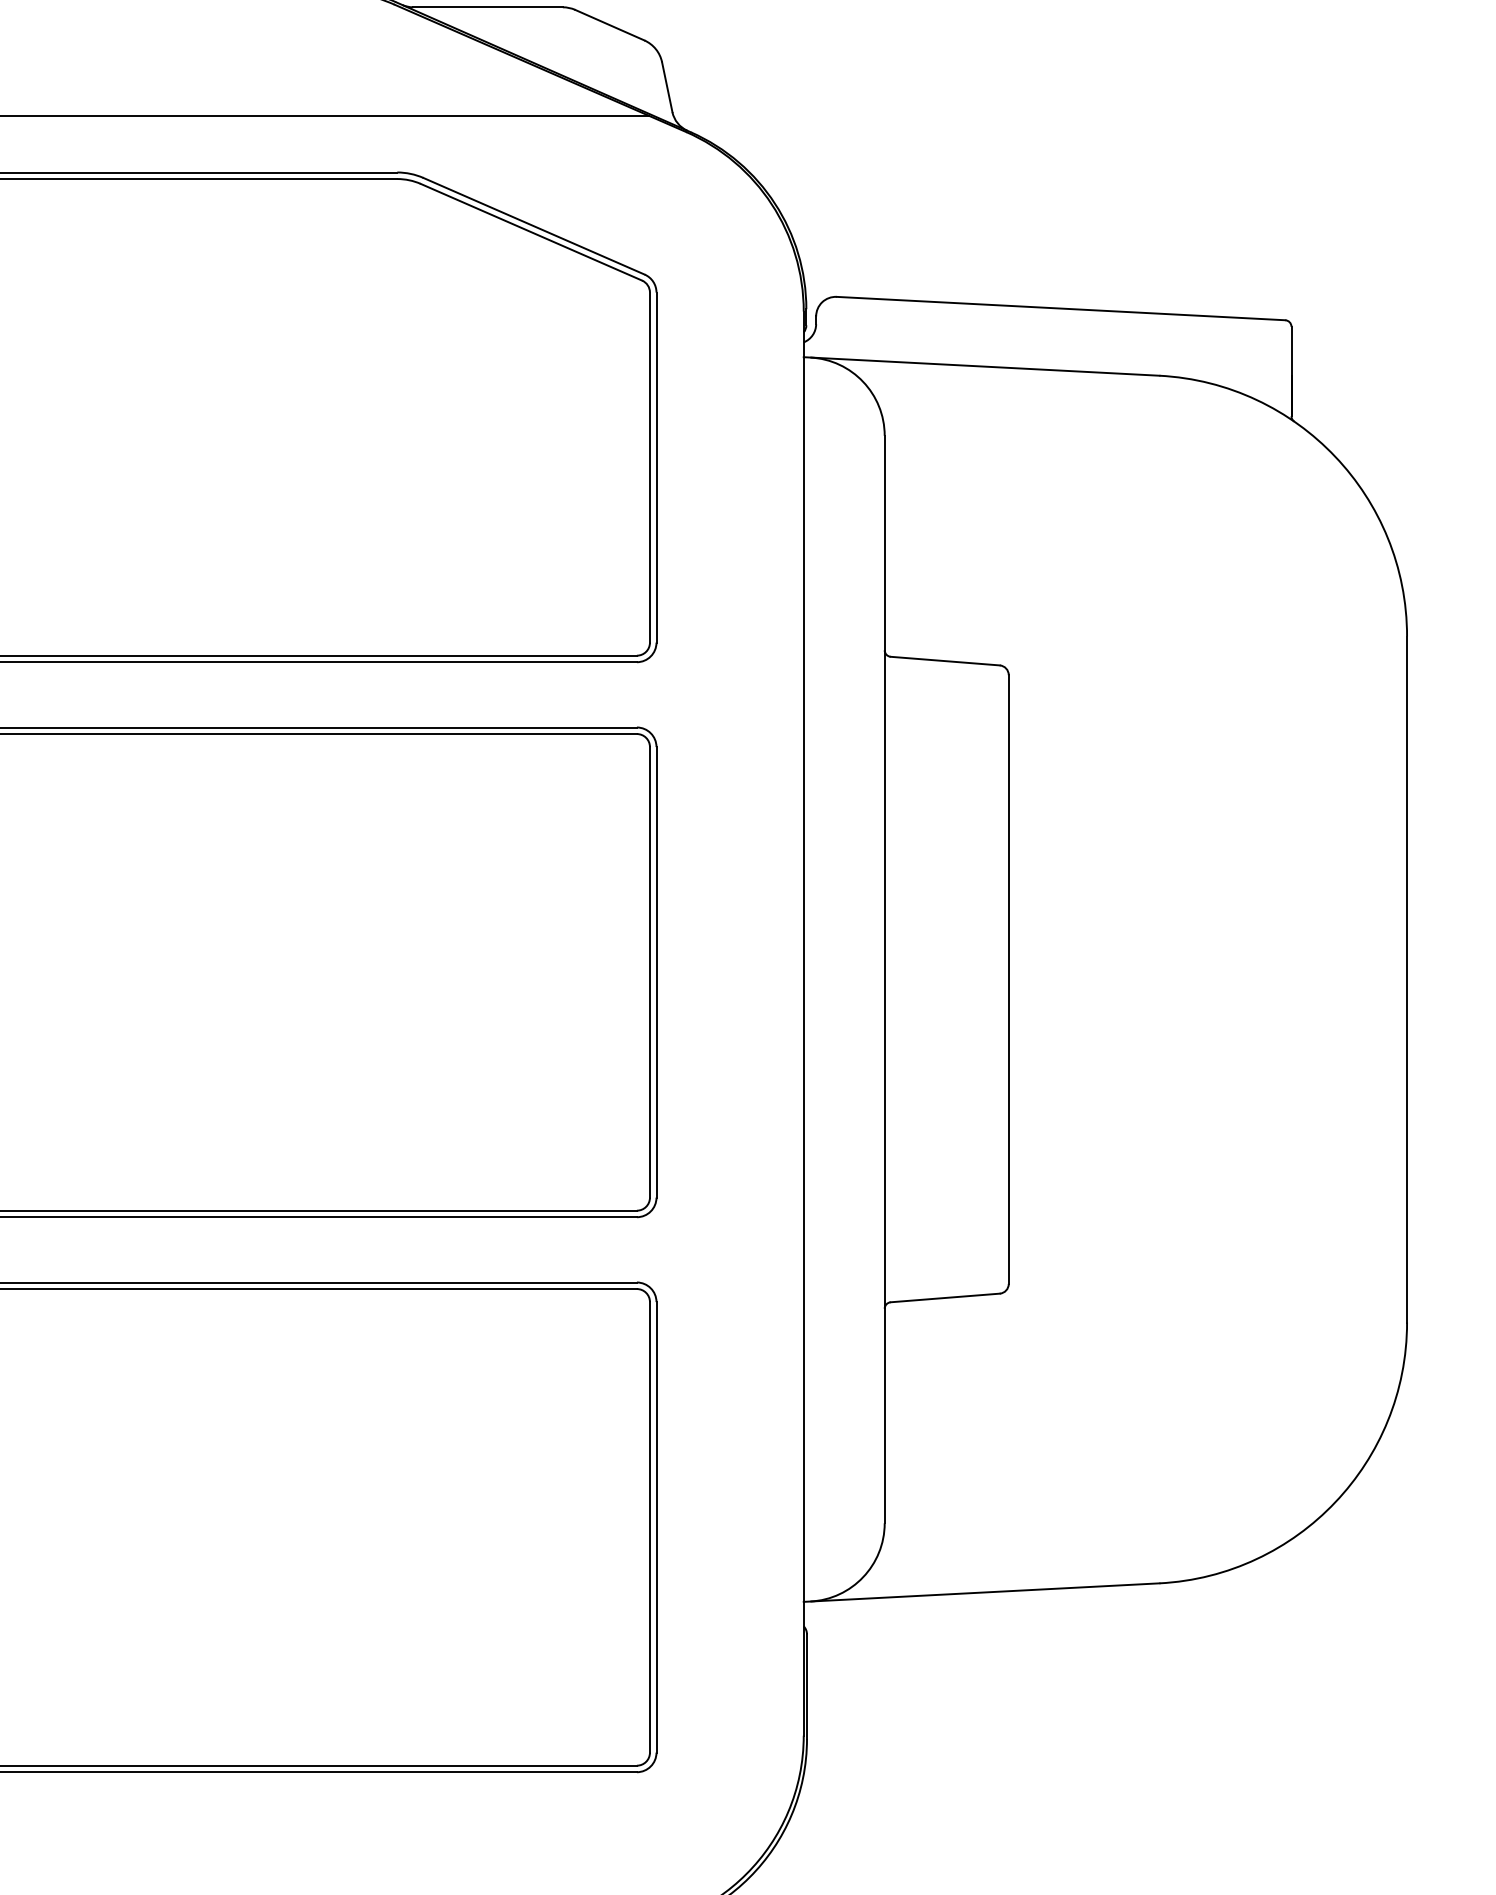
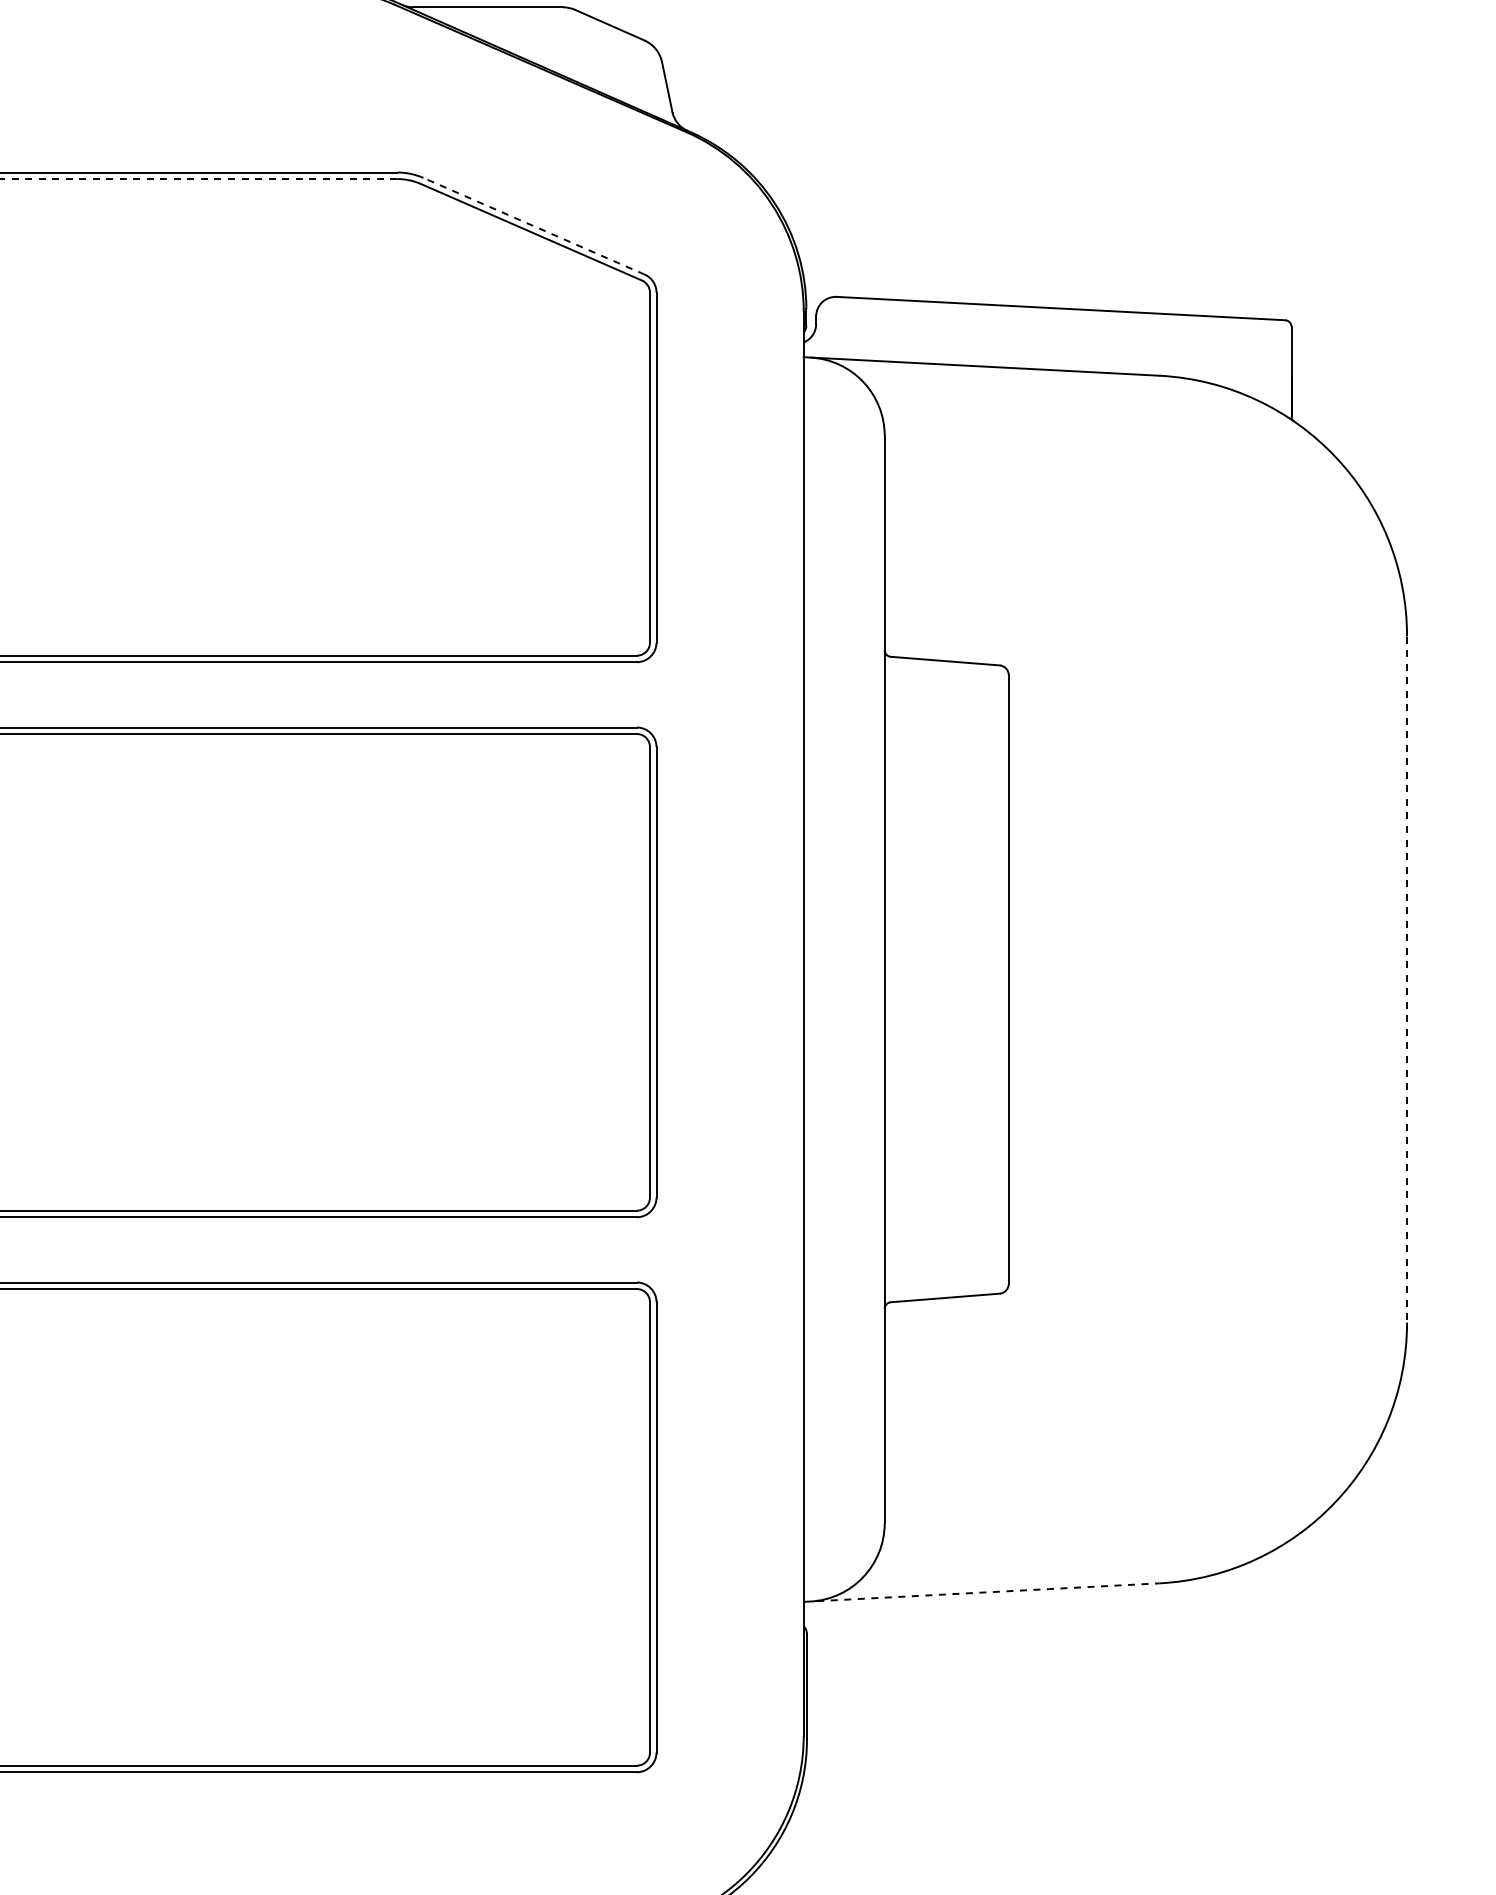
line: present -> none (325, 115)
line: solid -> dashed (198, 179)
line: solid -> dashed (534, 226)
line: solid -> dashed (1407, 979)
line: solid -> dashed (982, 1592)
